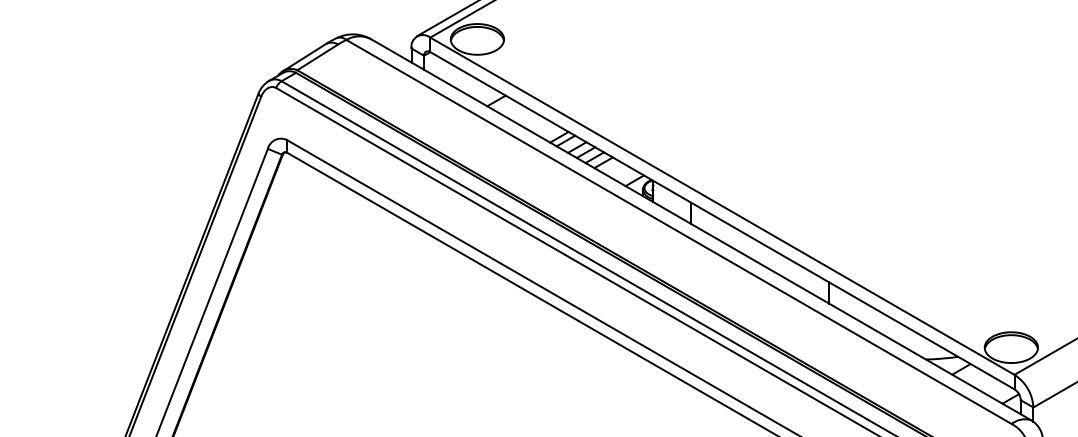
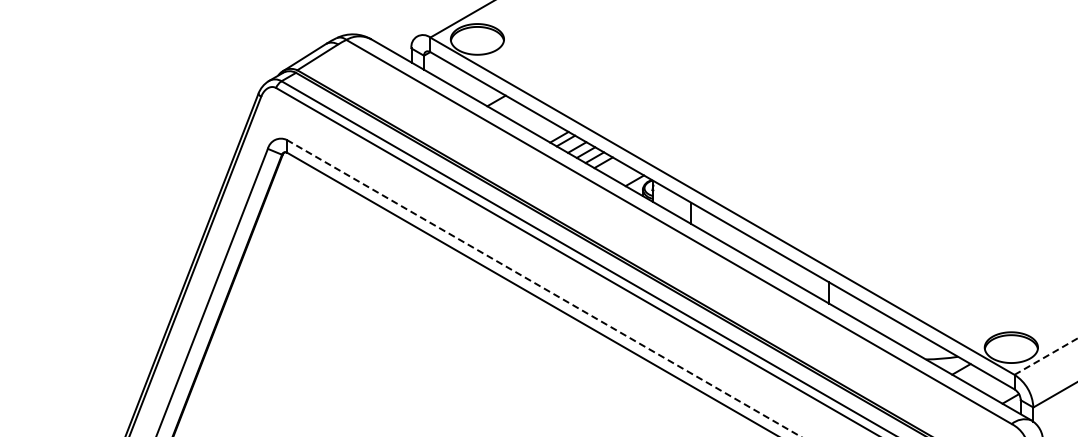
line: present -> none (446, 19)
line: solid -> dashed (543, 288)
line: solid -> dashed (1046, 356)
